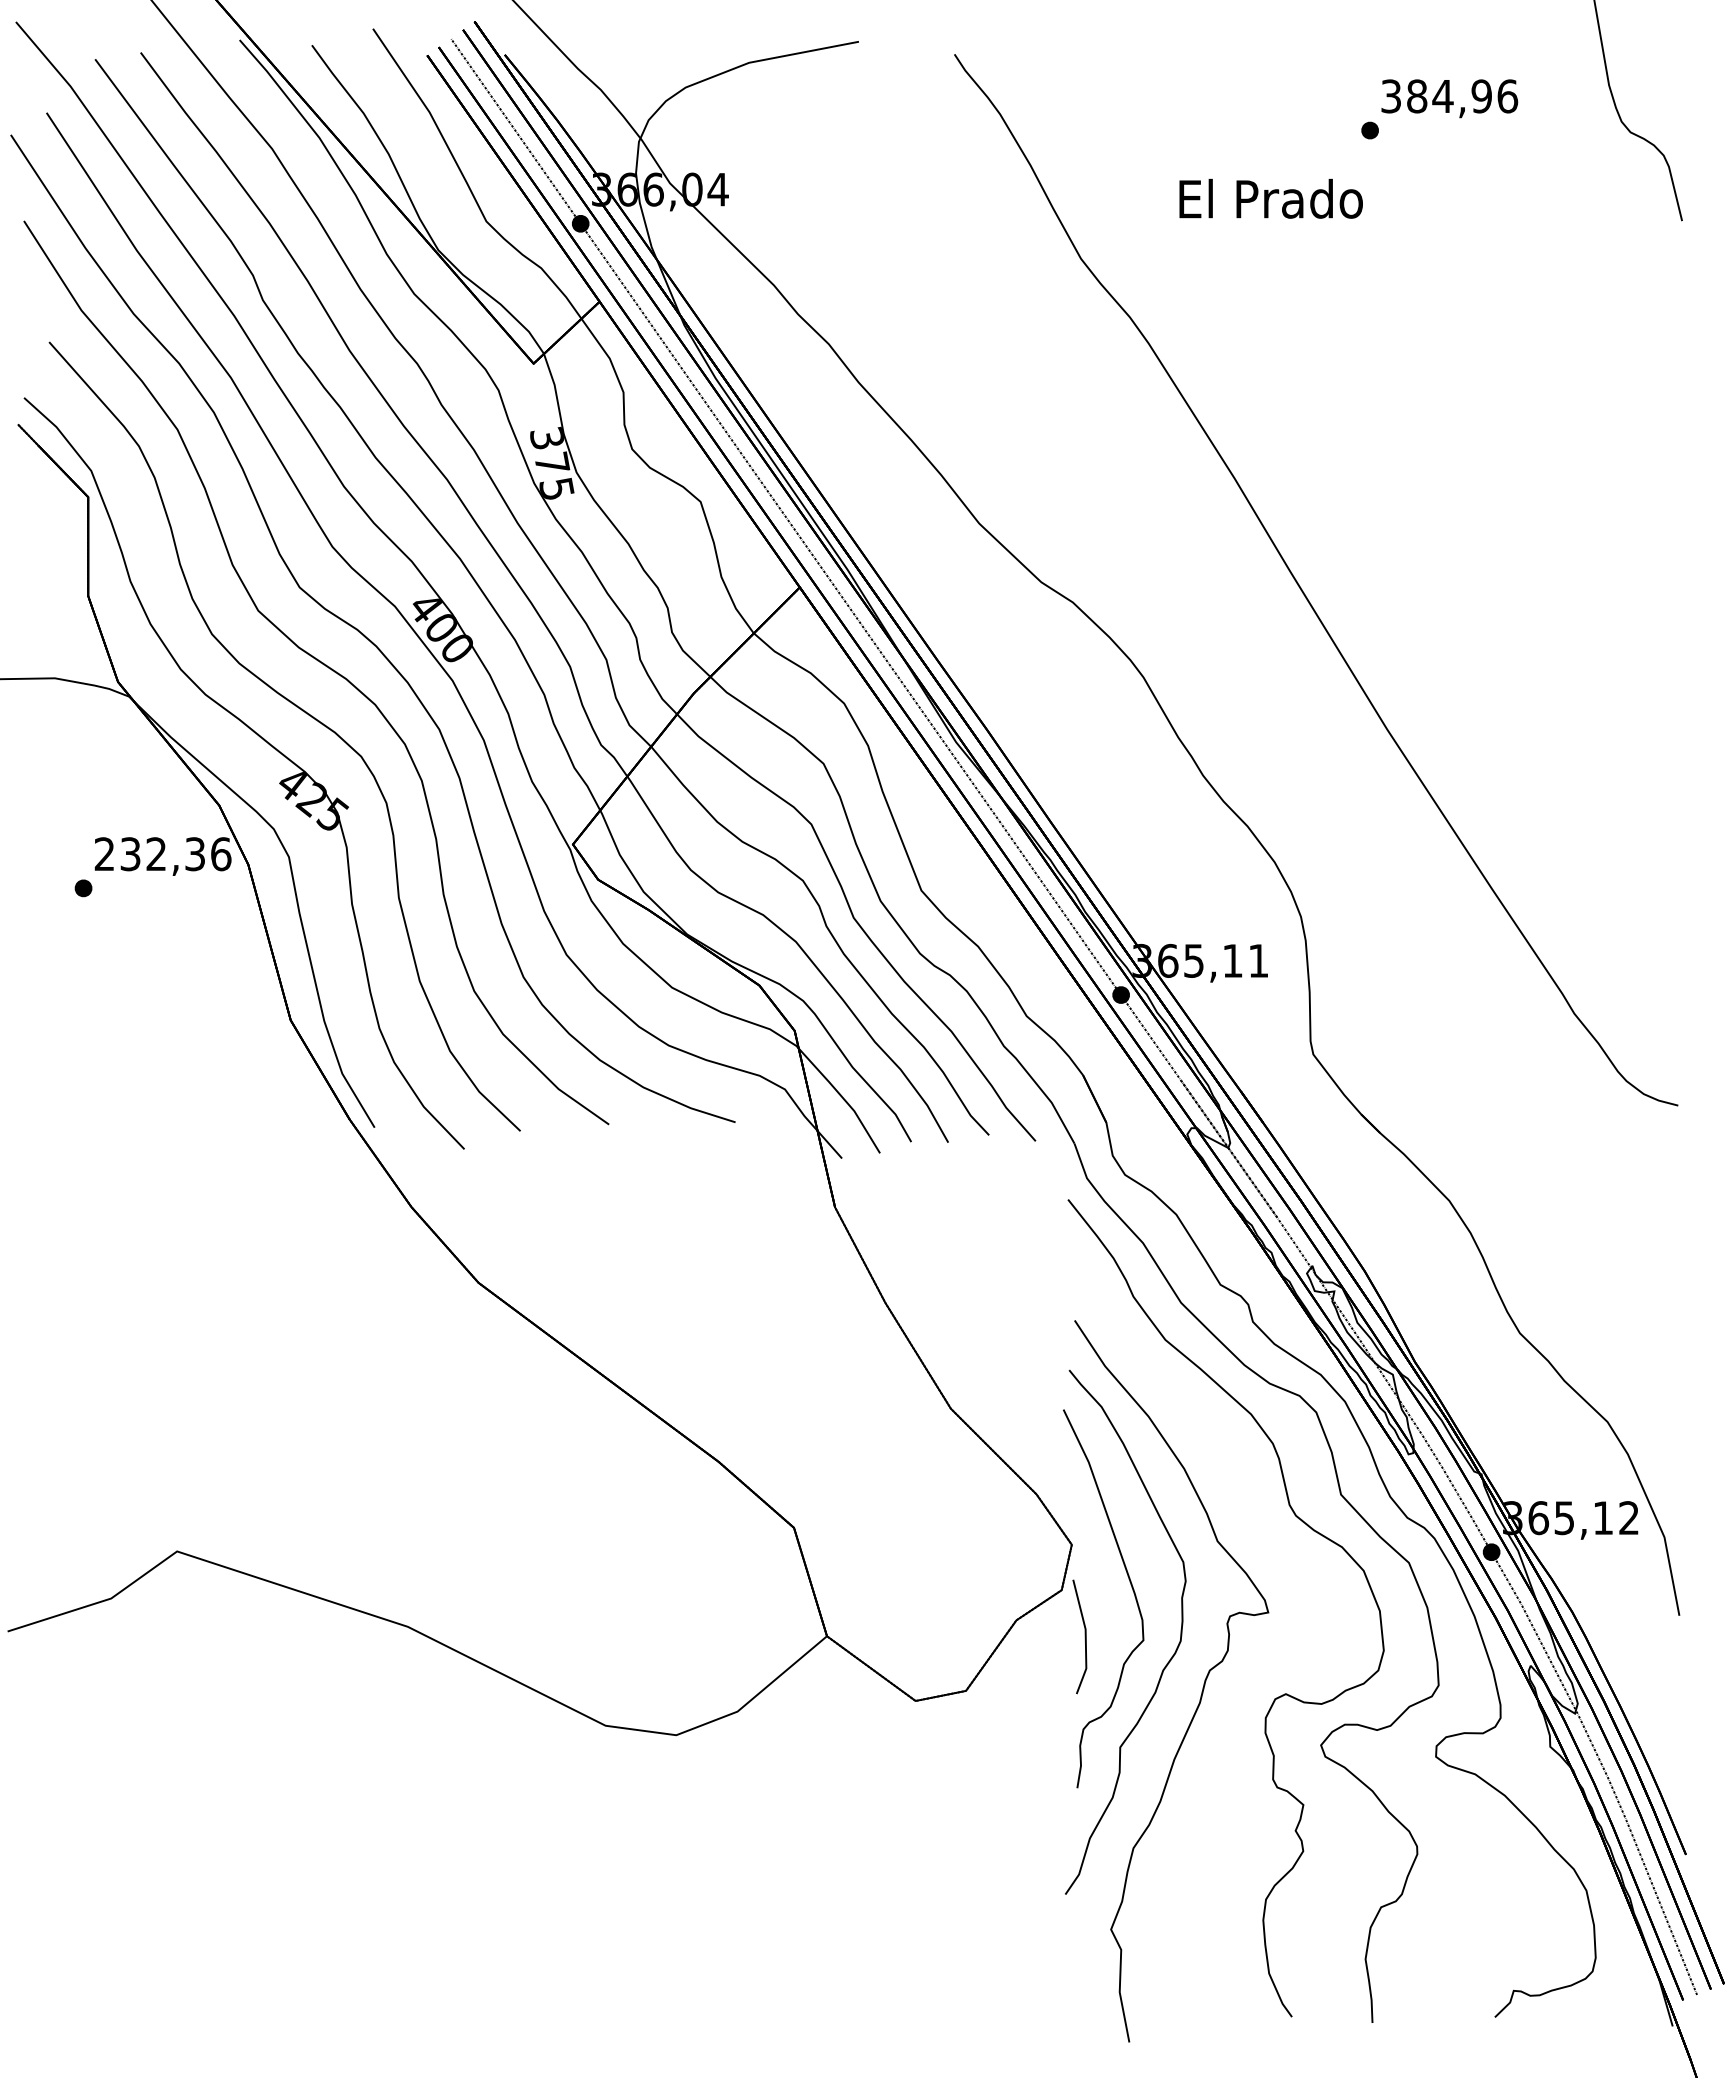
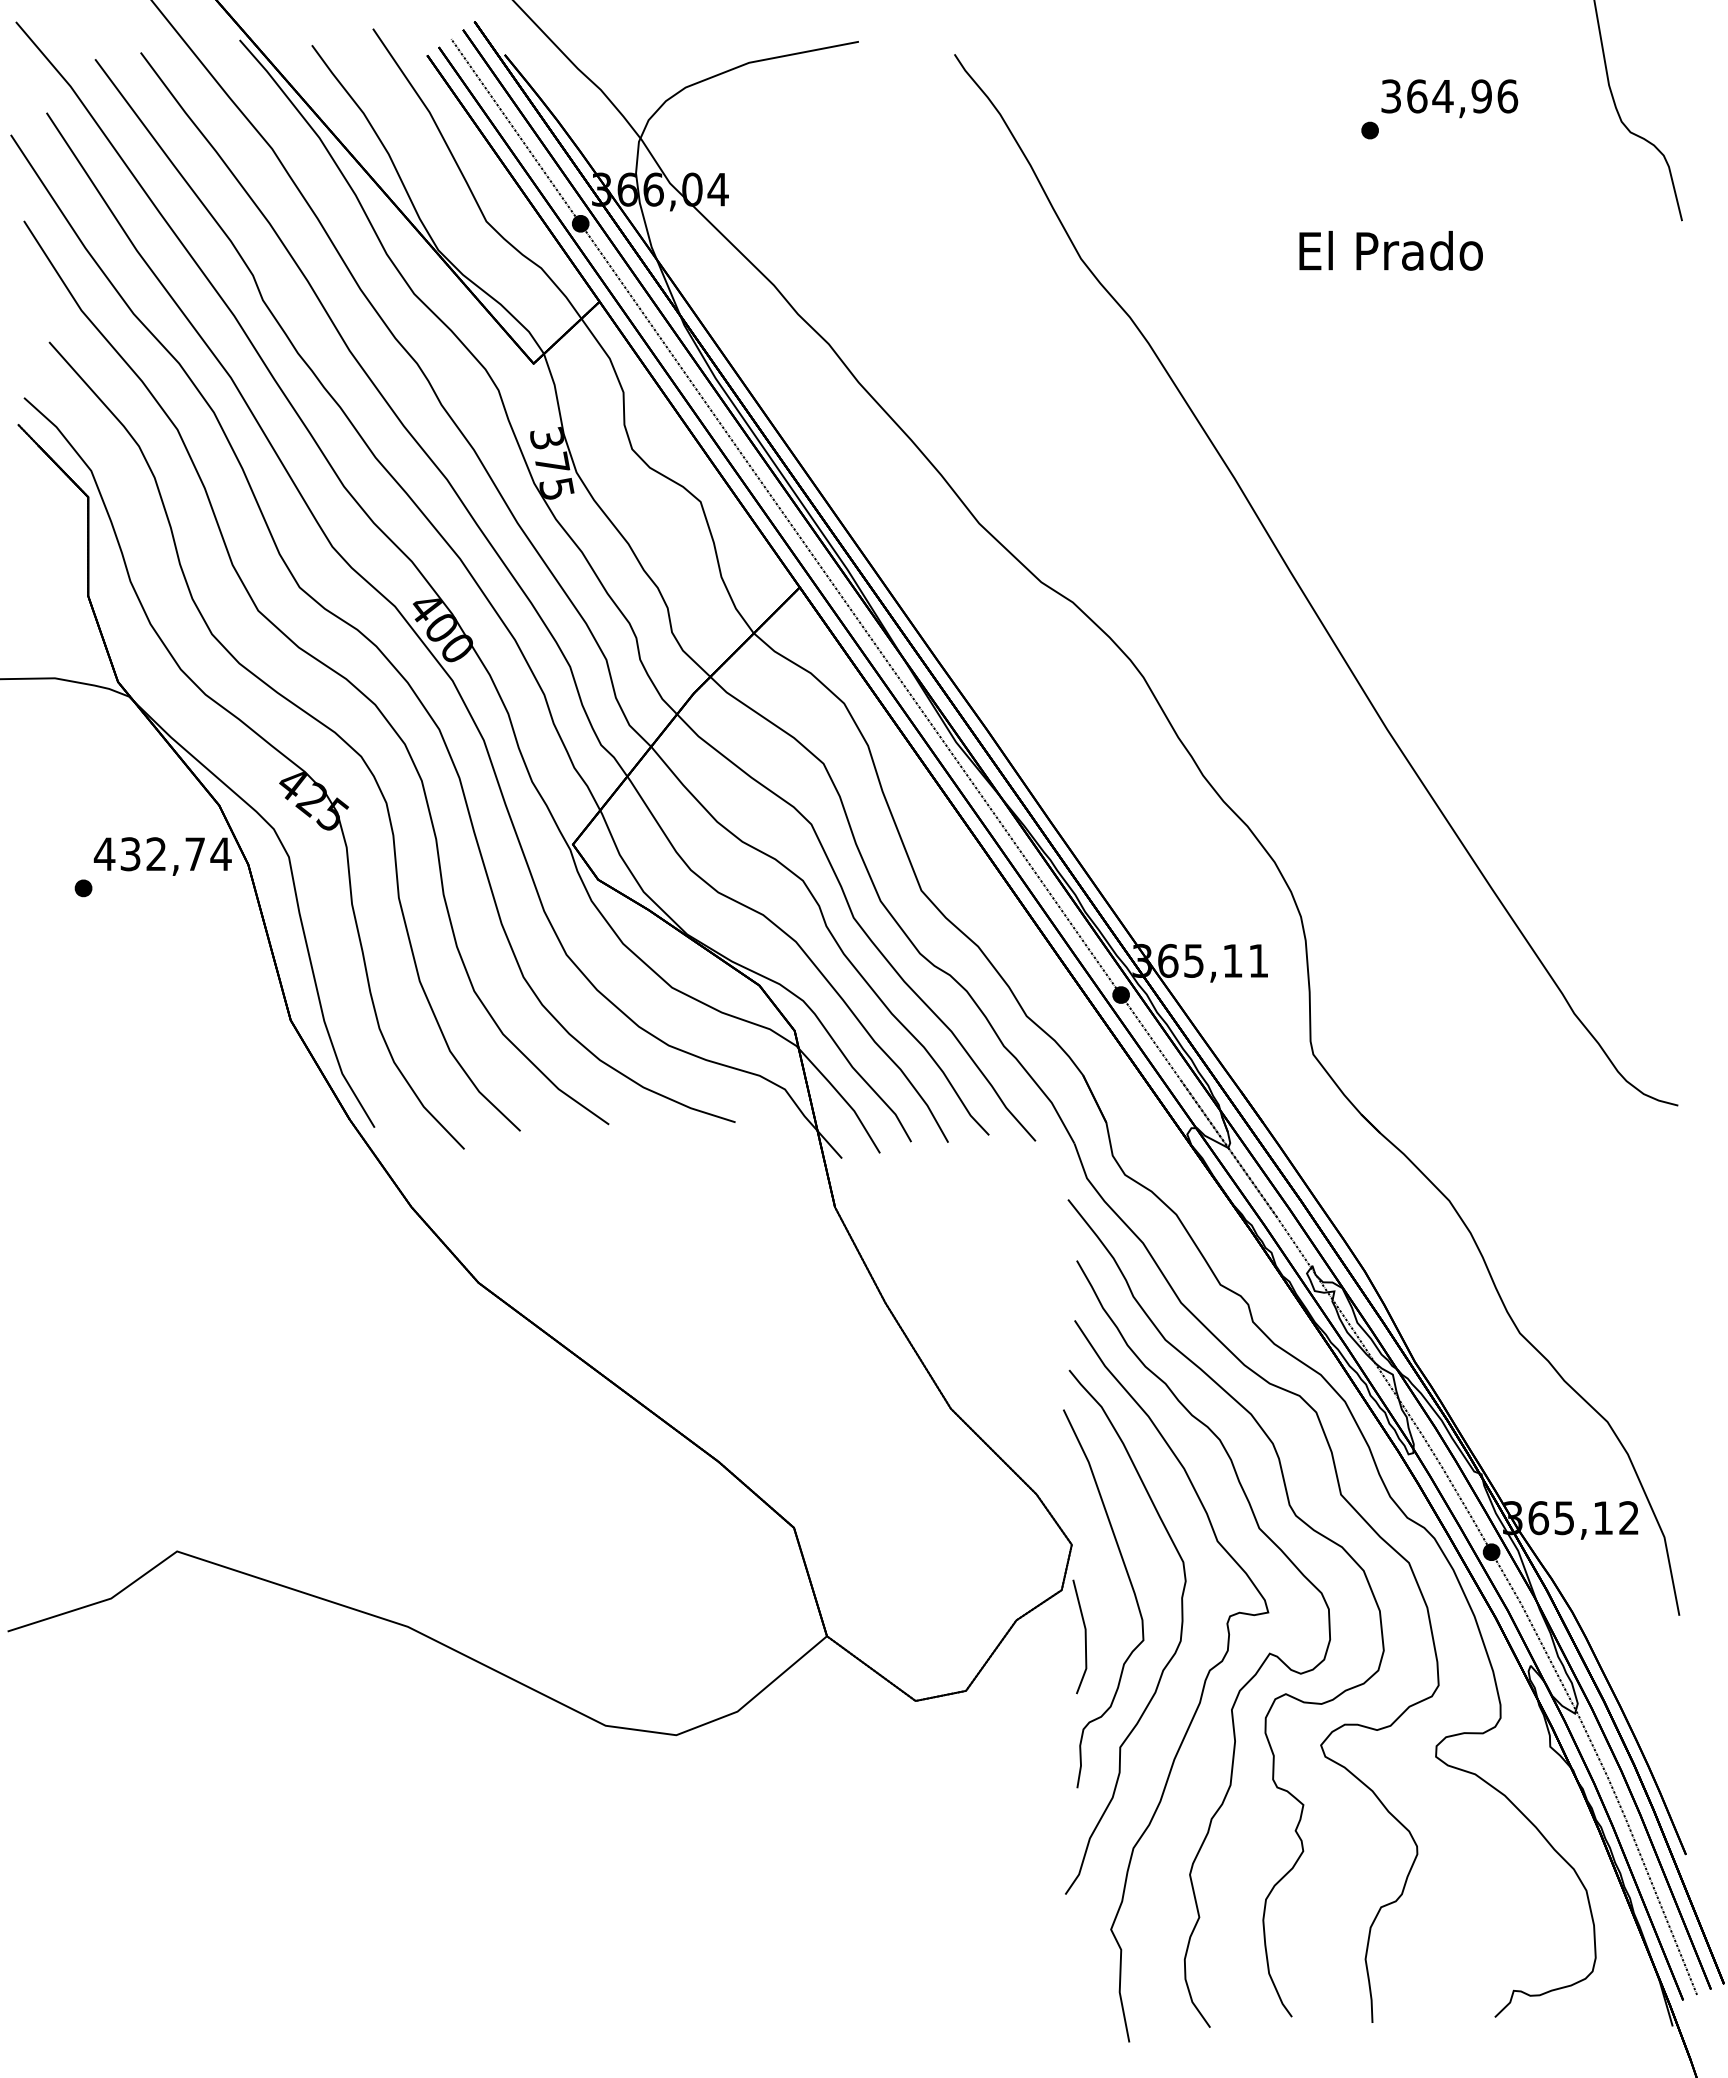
text: 384,96 -> 364,96 (1417, 96)
text position: (1270, 198) -> (1390, 250) (1390, 250)
text: 232,36 -> 432,74 (162, 854)
curve: none -> present (1244, 1684)
